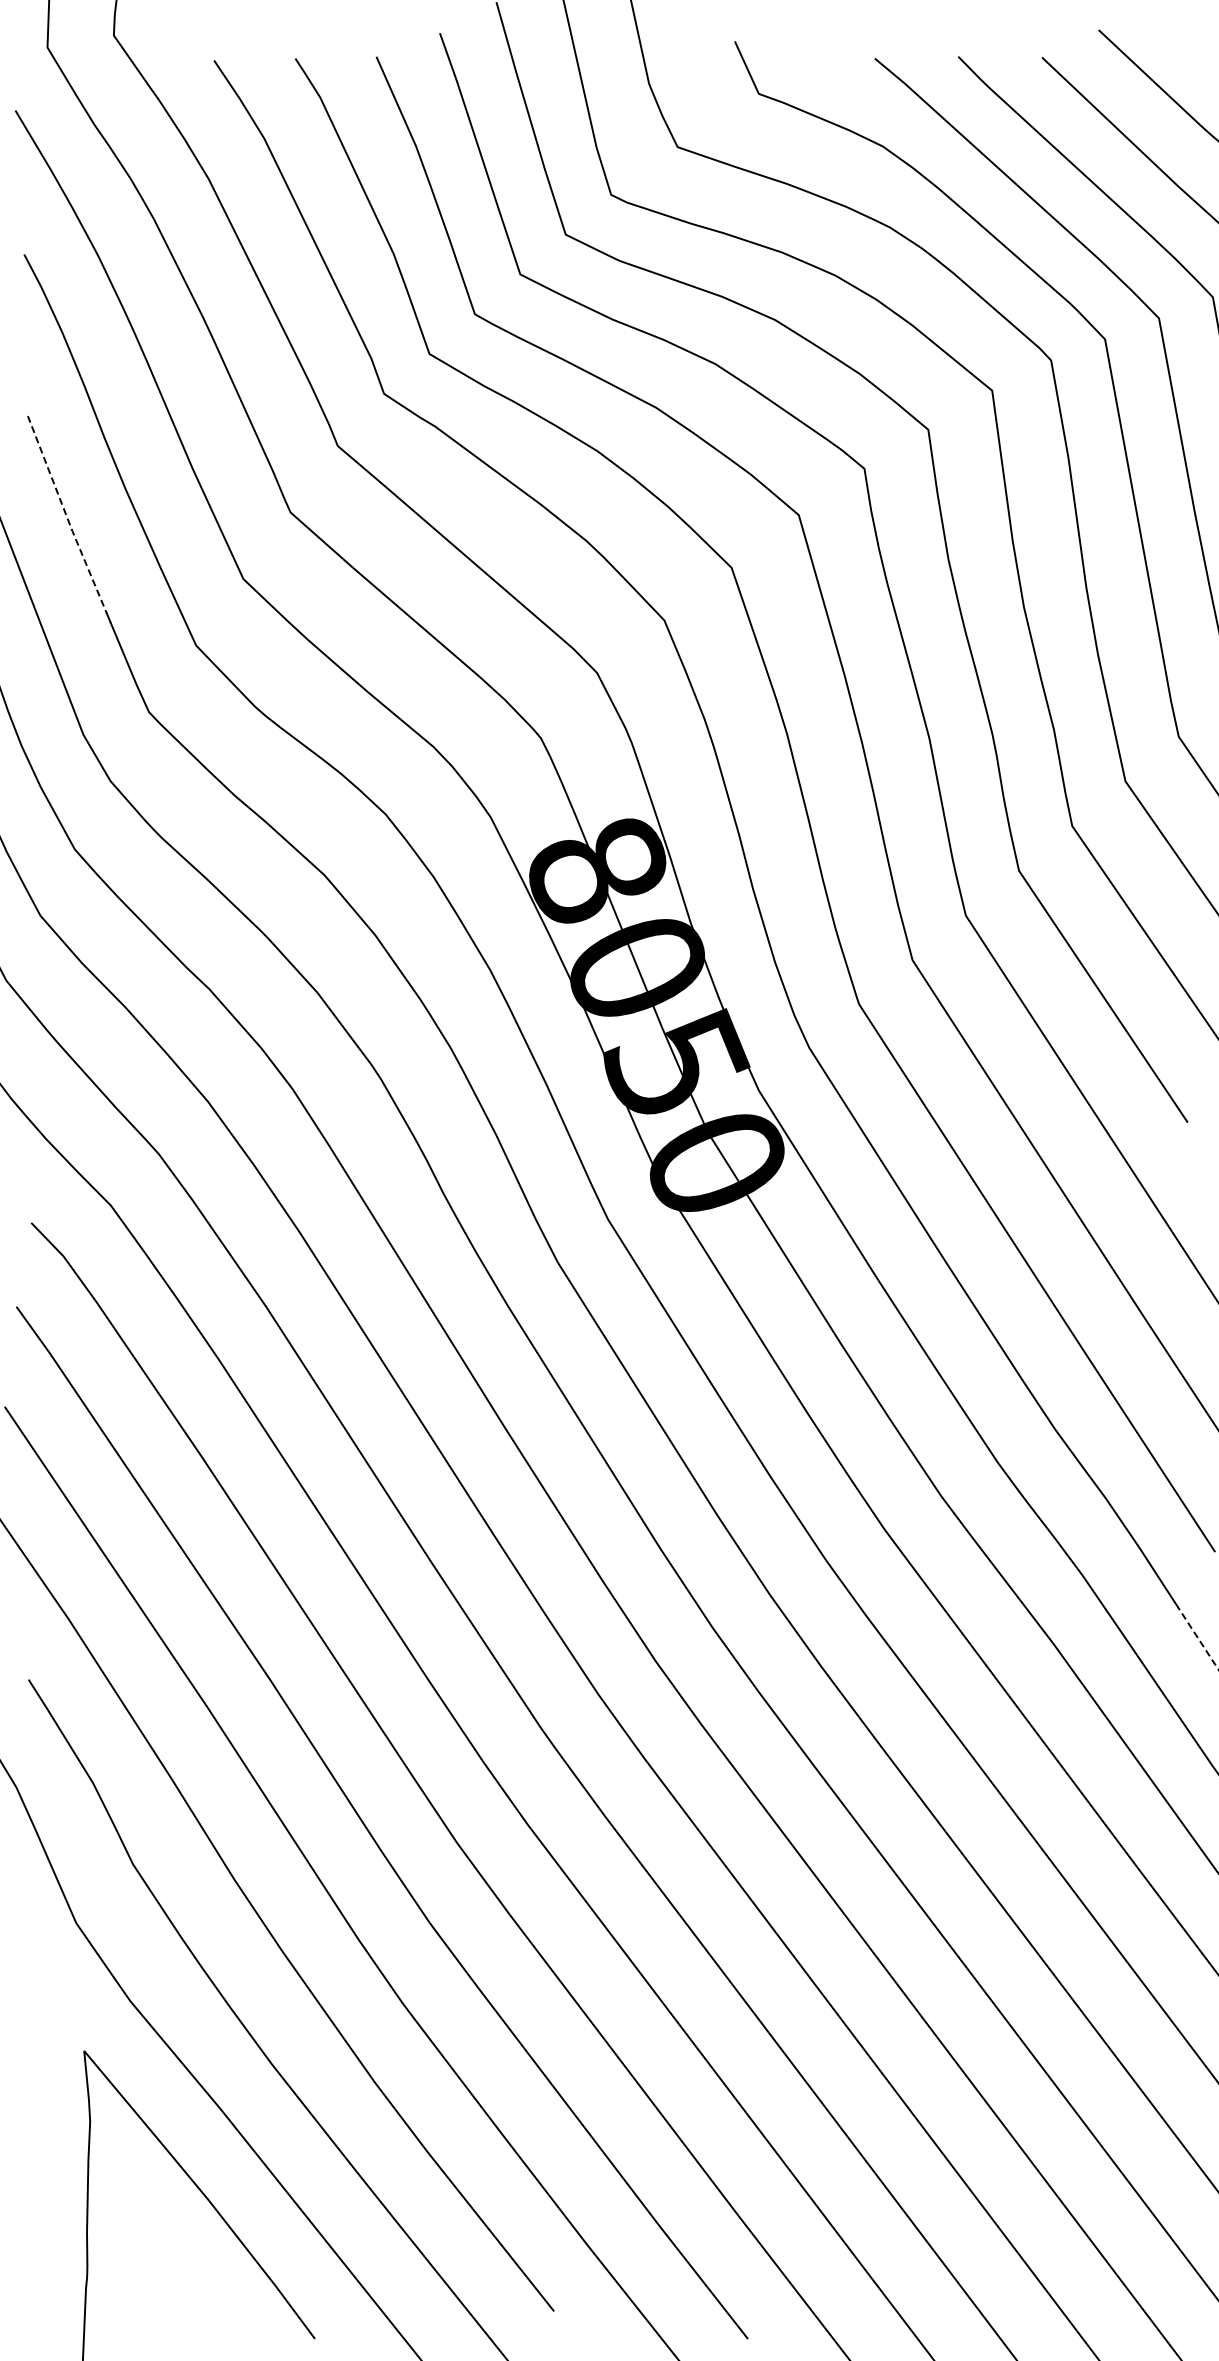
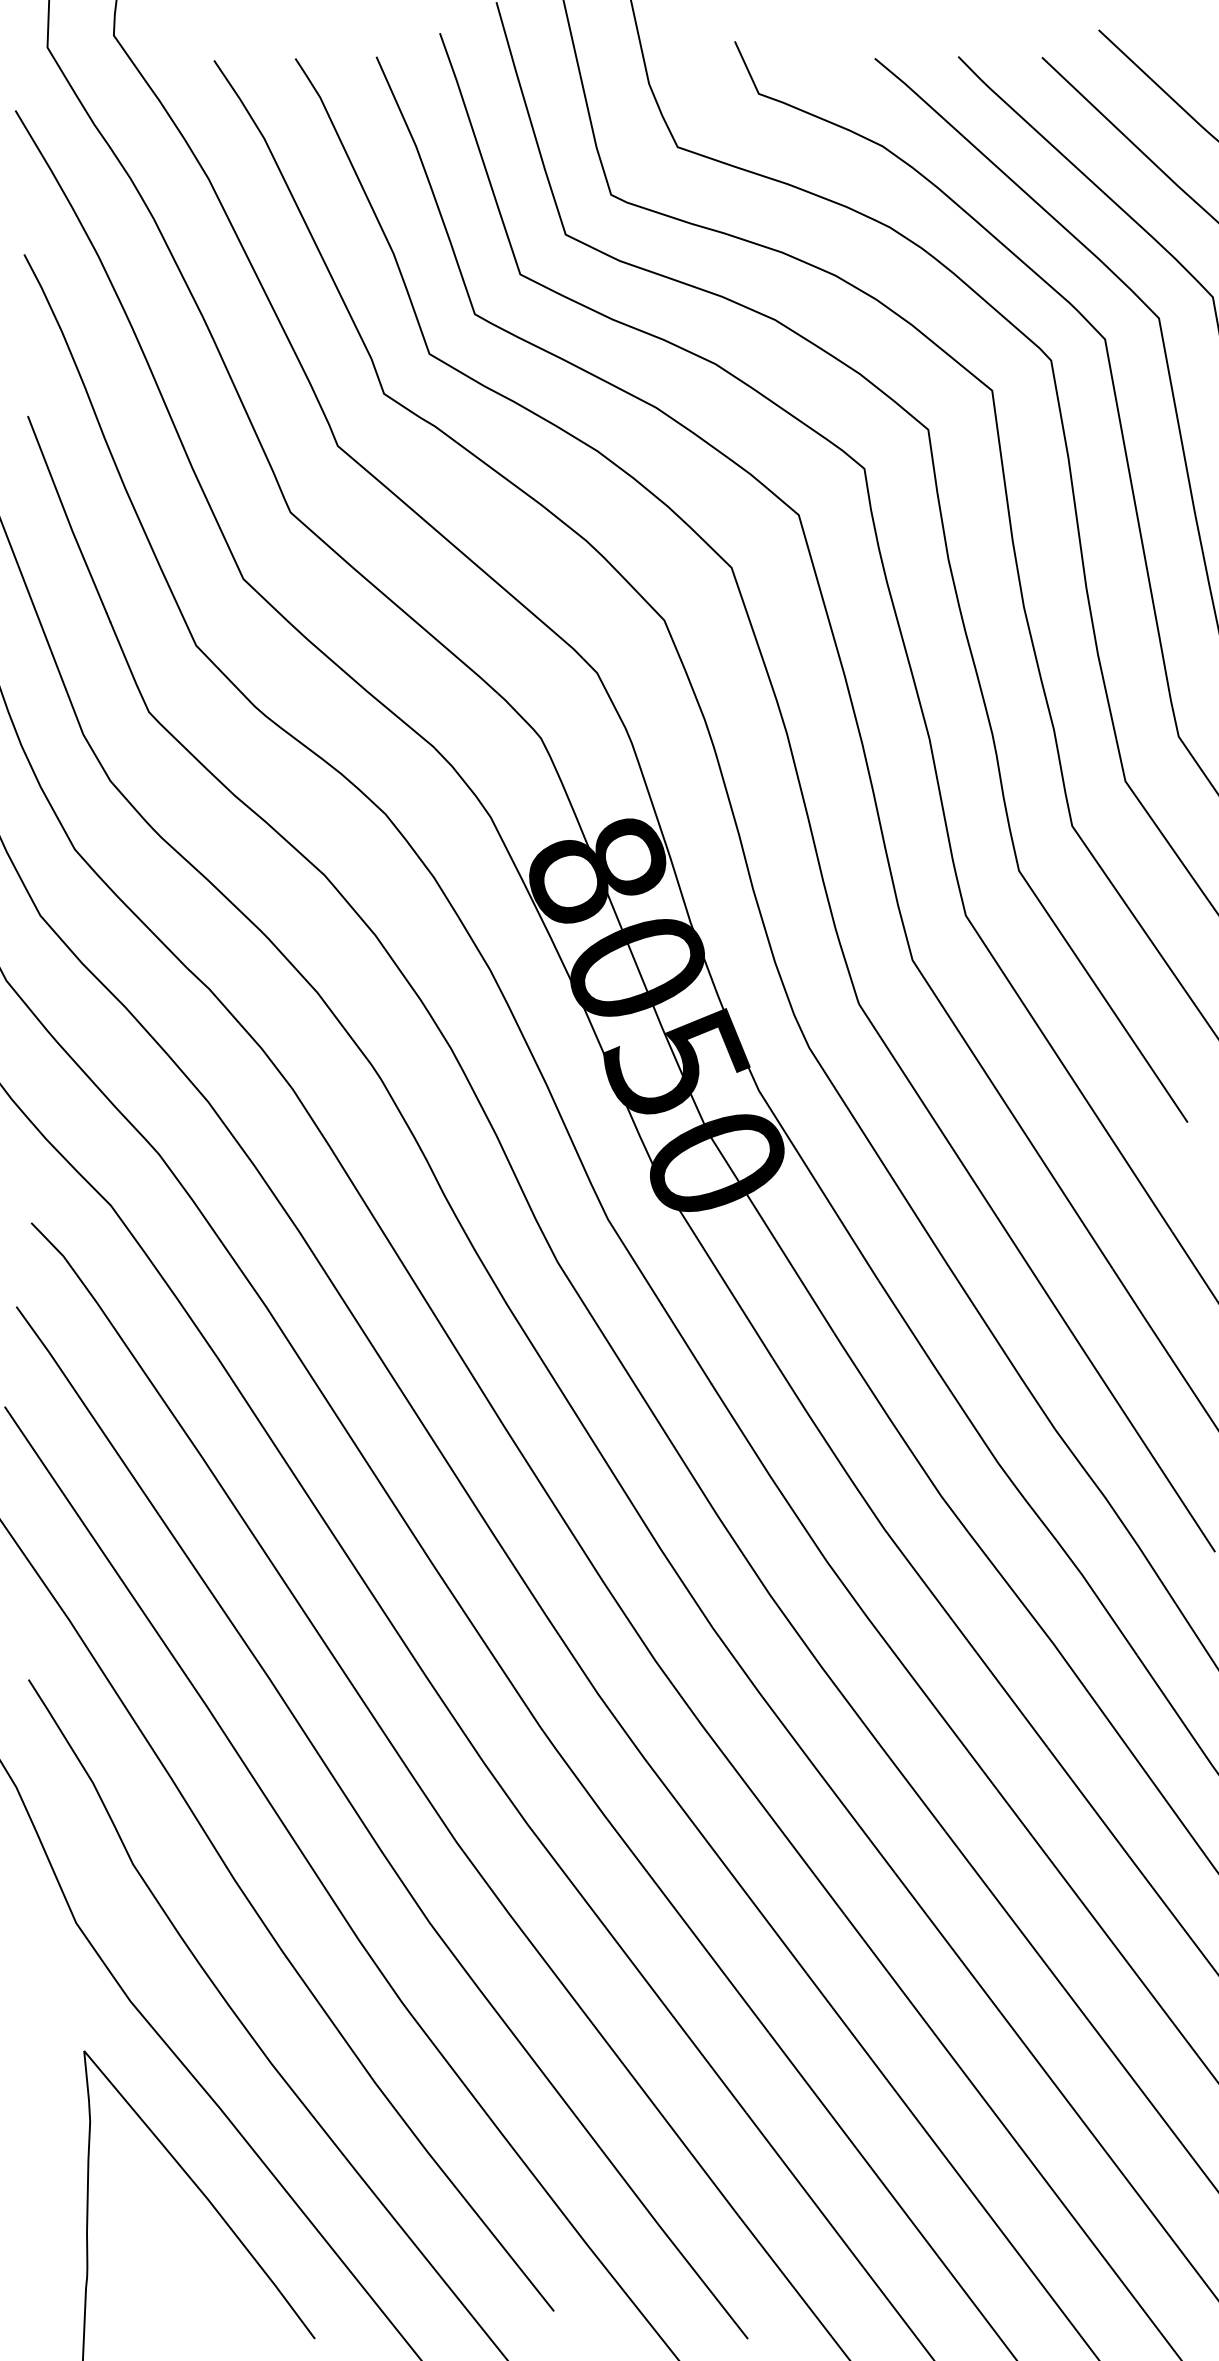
line: dashed -> solid (66, 516)
line: dashed -> solid (1197, 1636)
